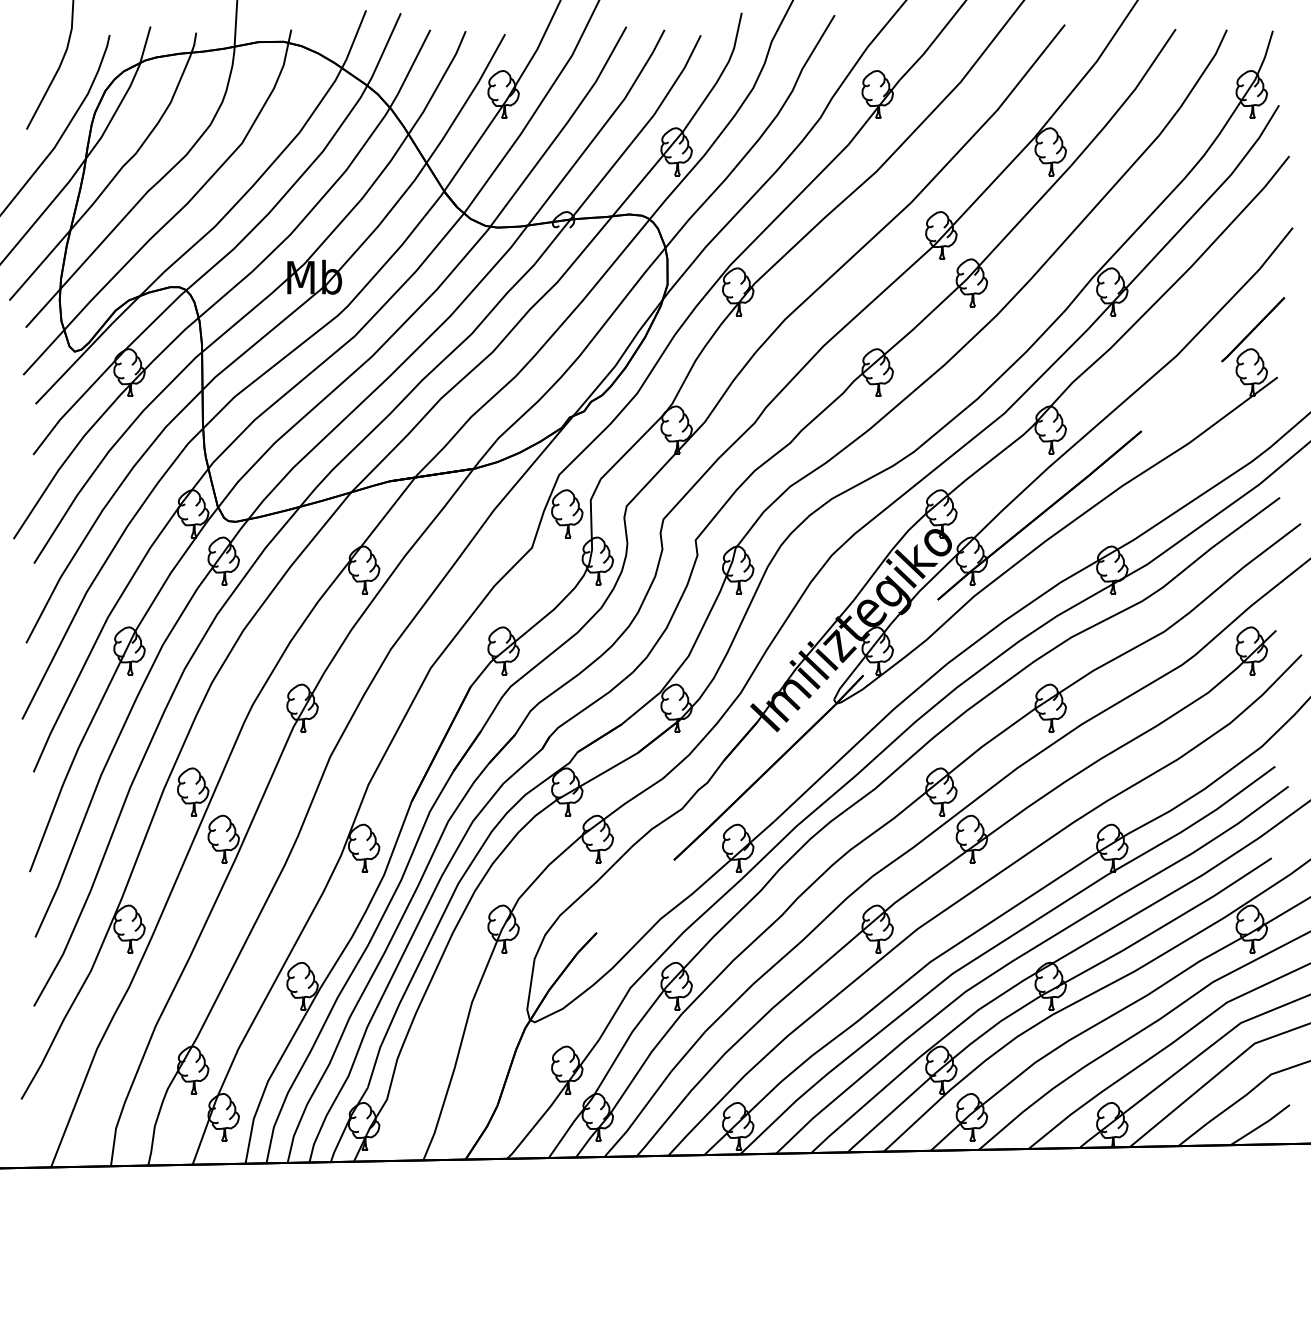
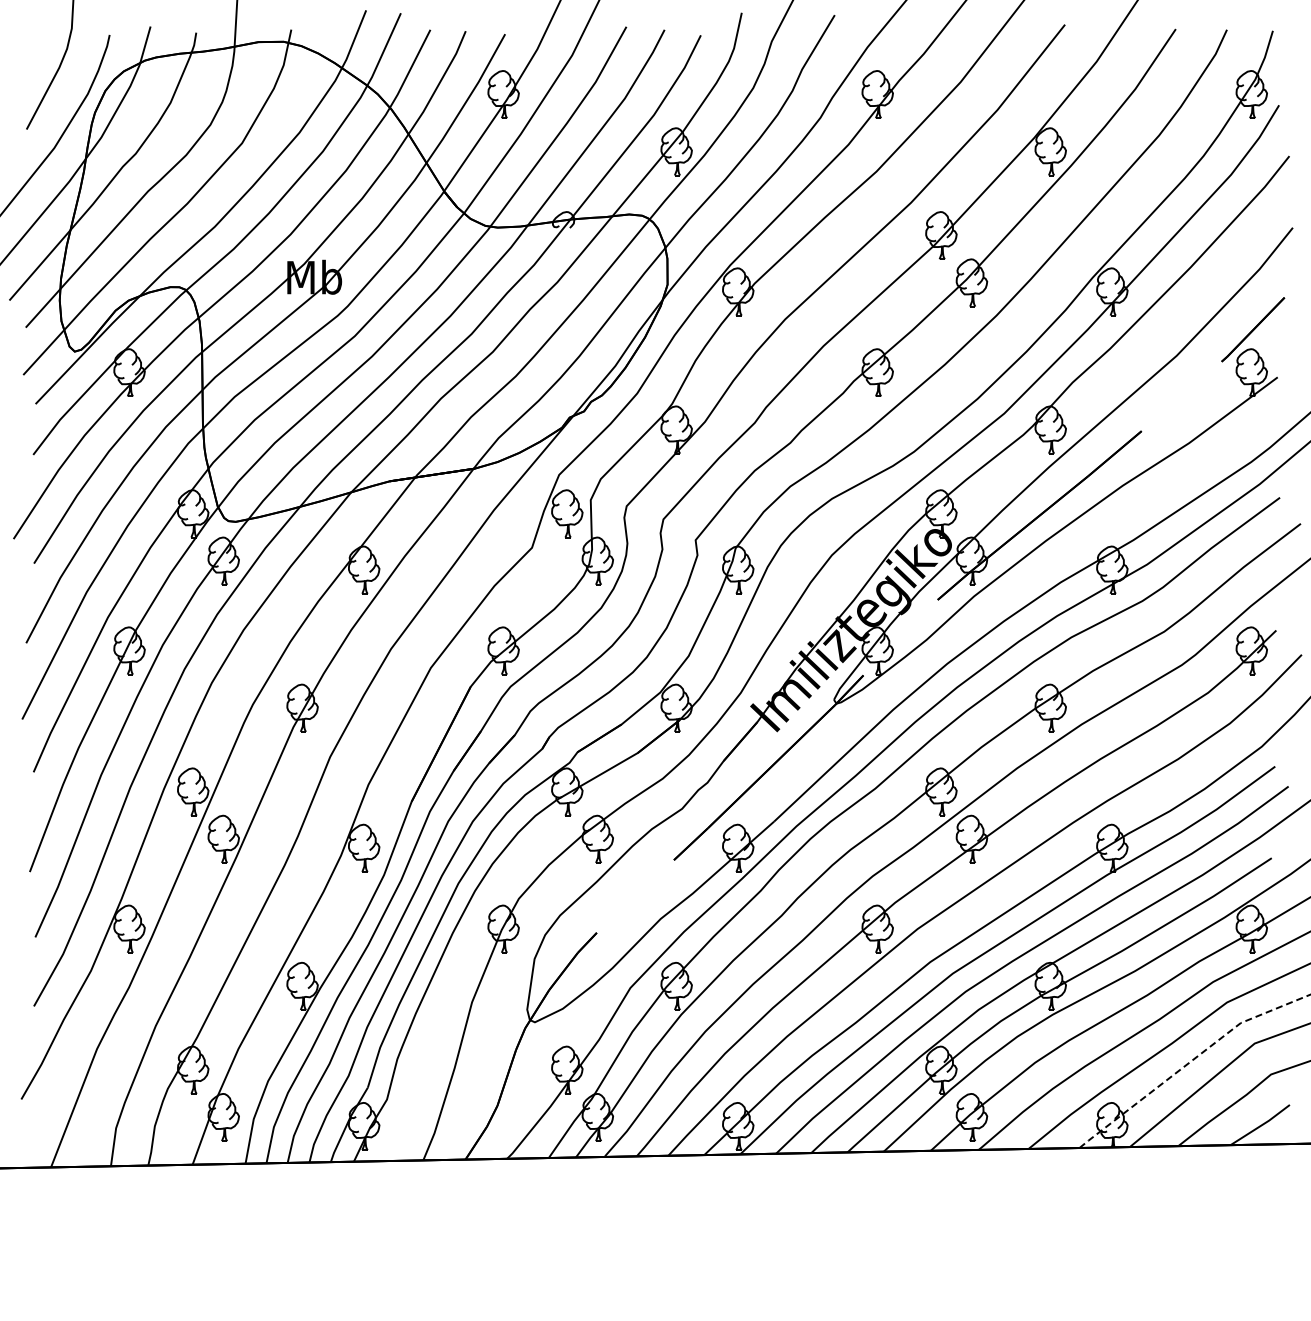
line: solid -> dashed (1190, 1062)
